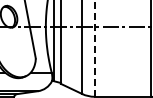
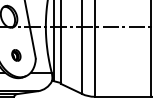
line: dashed -> solid (94, 48)
part: none -> present (16, 55)
